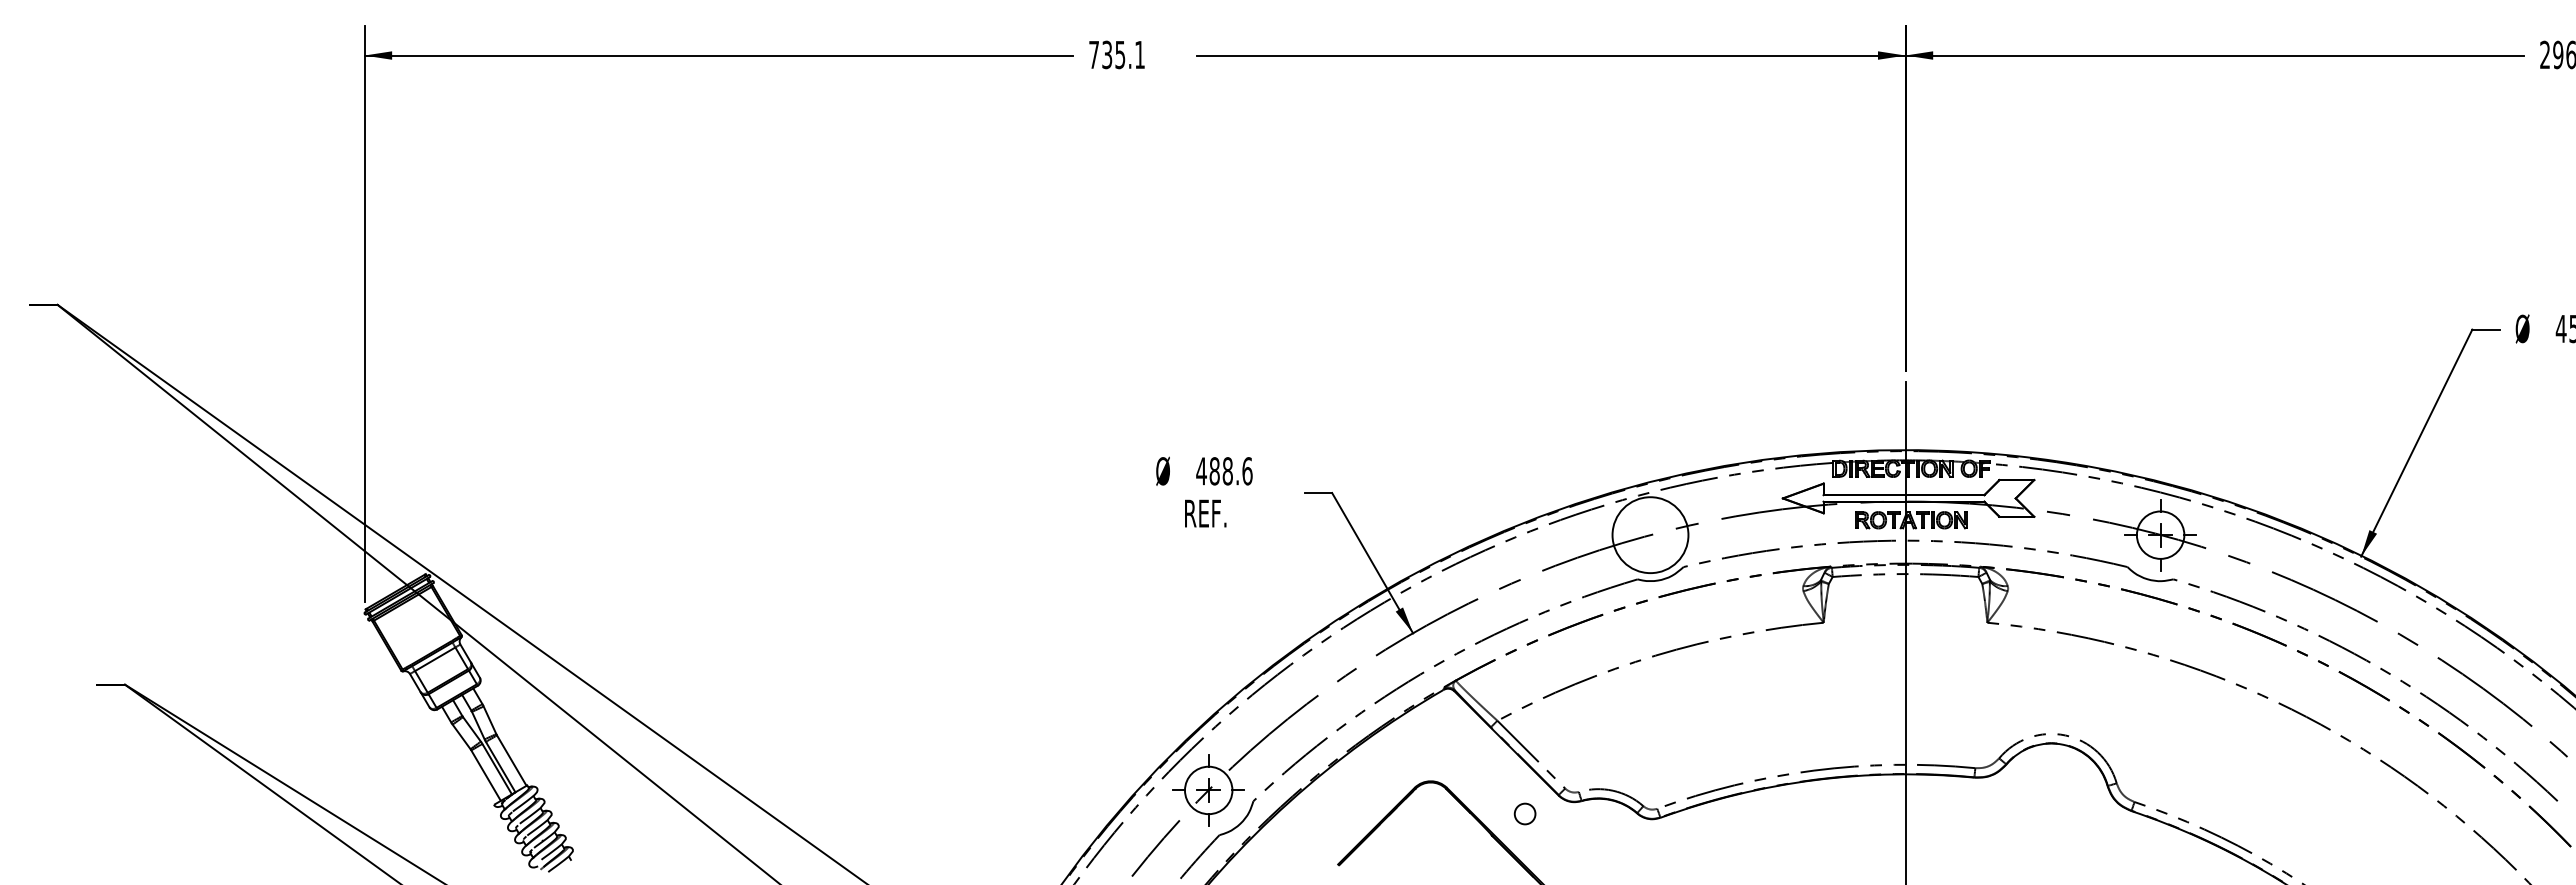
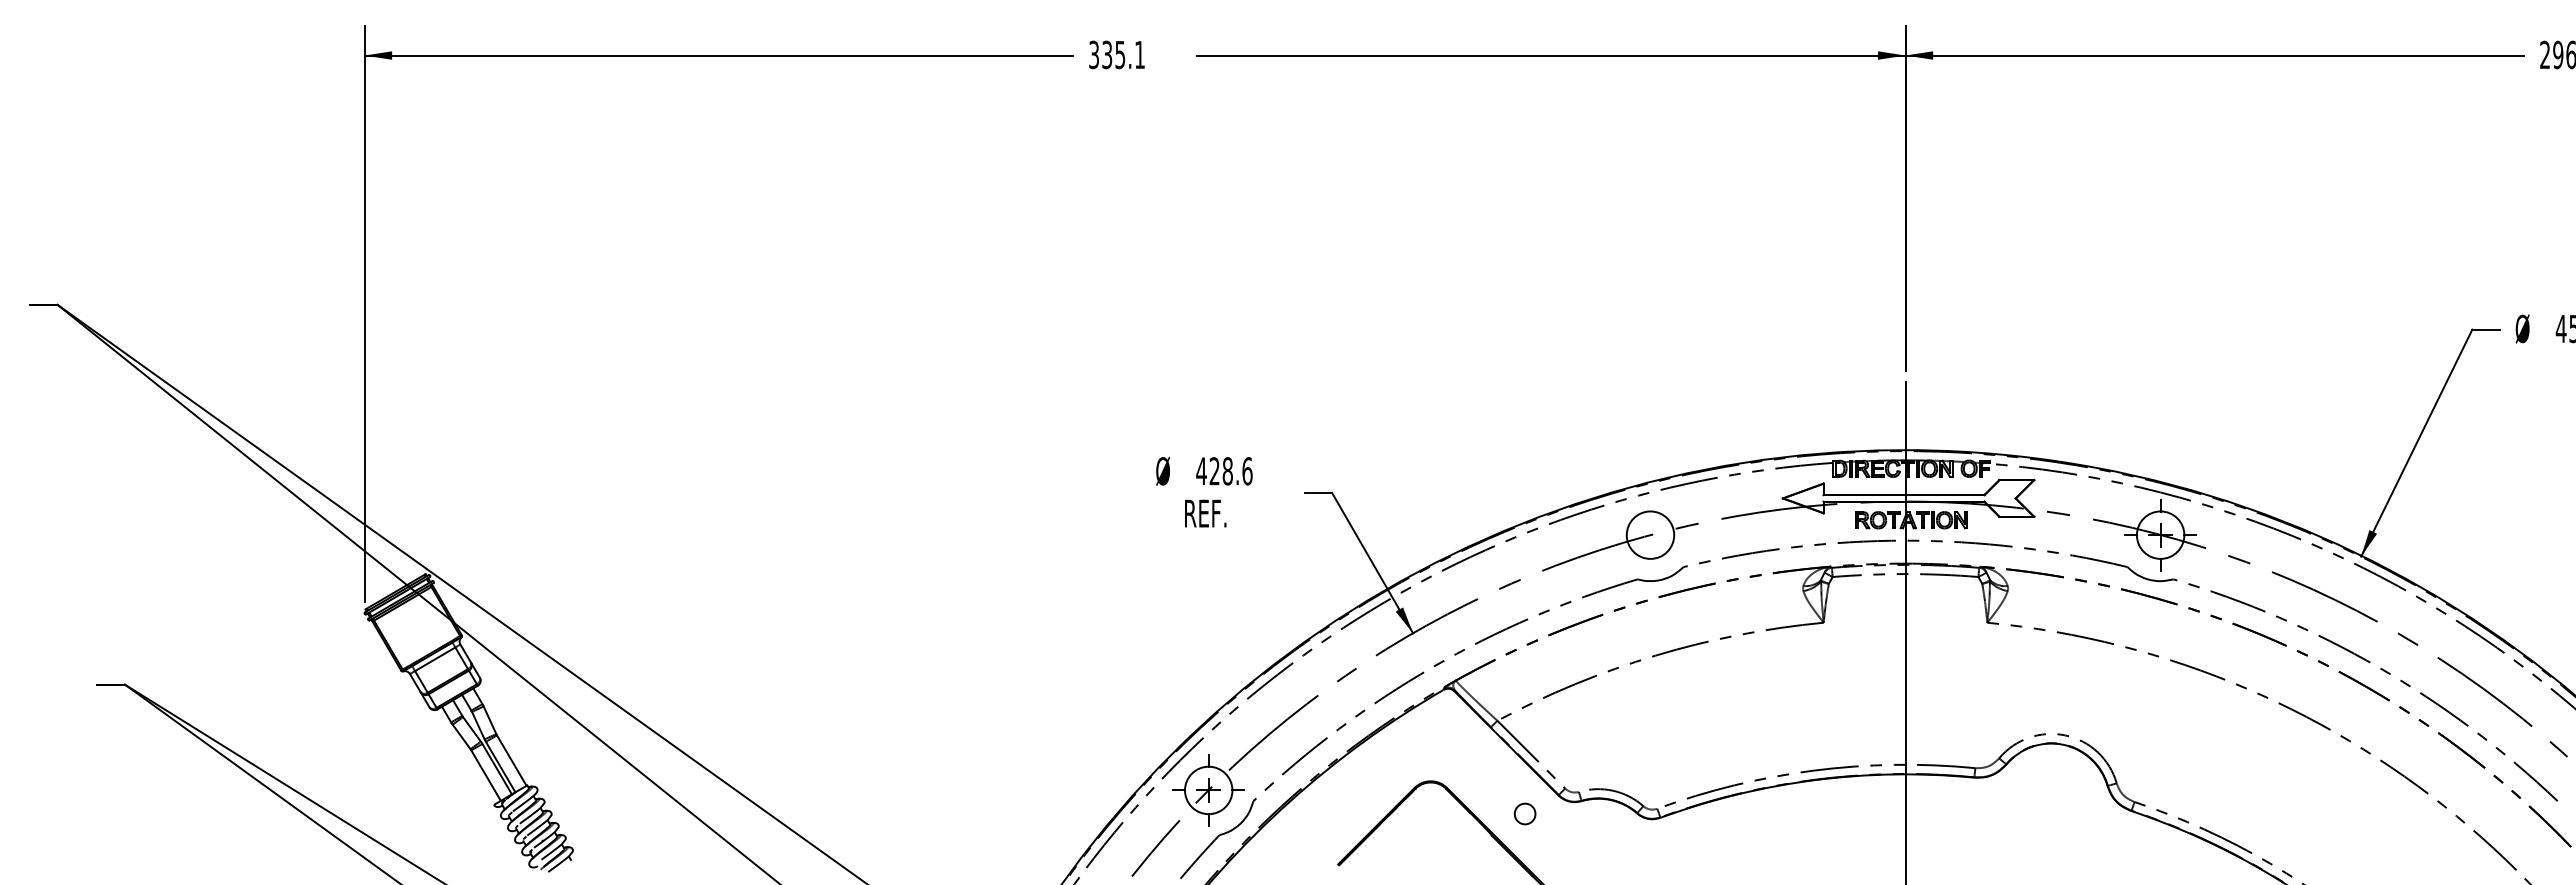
text: 735.1 -> 335.1 (1093, 54)
text: 488.6 -> 428.6 (1214, 471)
circle diameter: 76 px -> 47 px (1650, 534)
